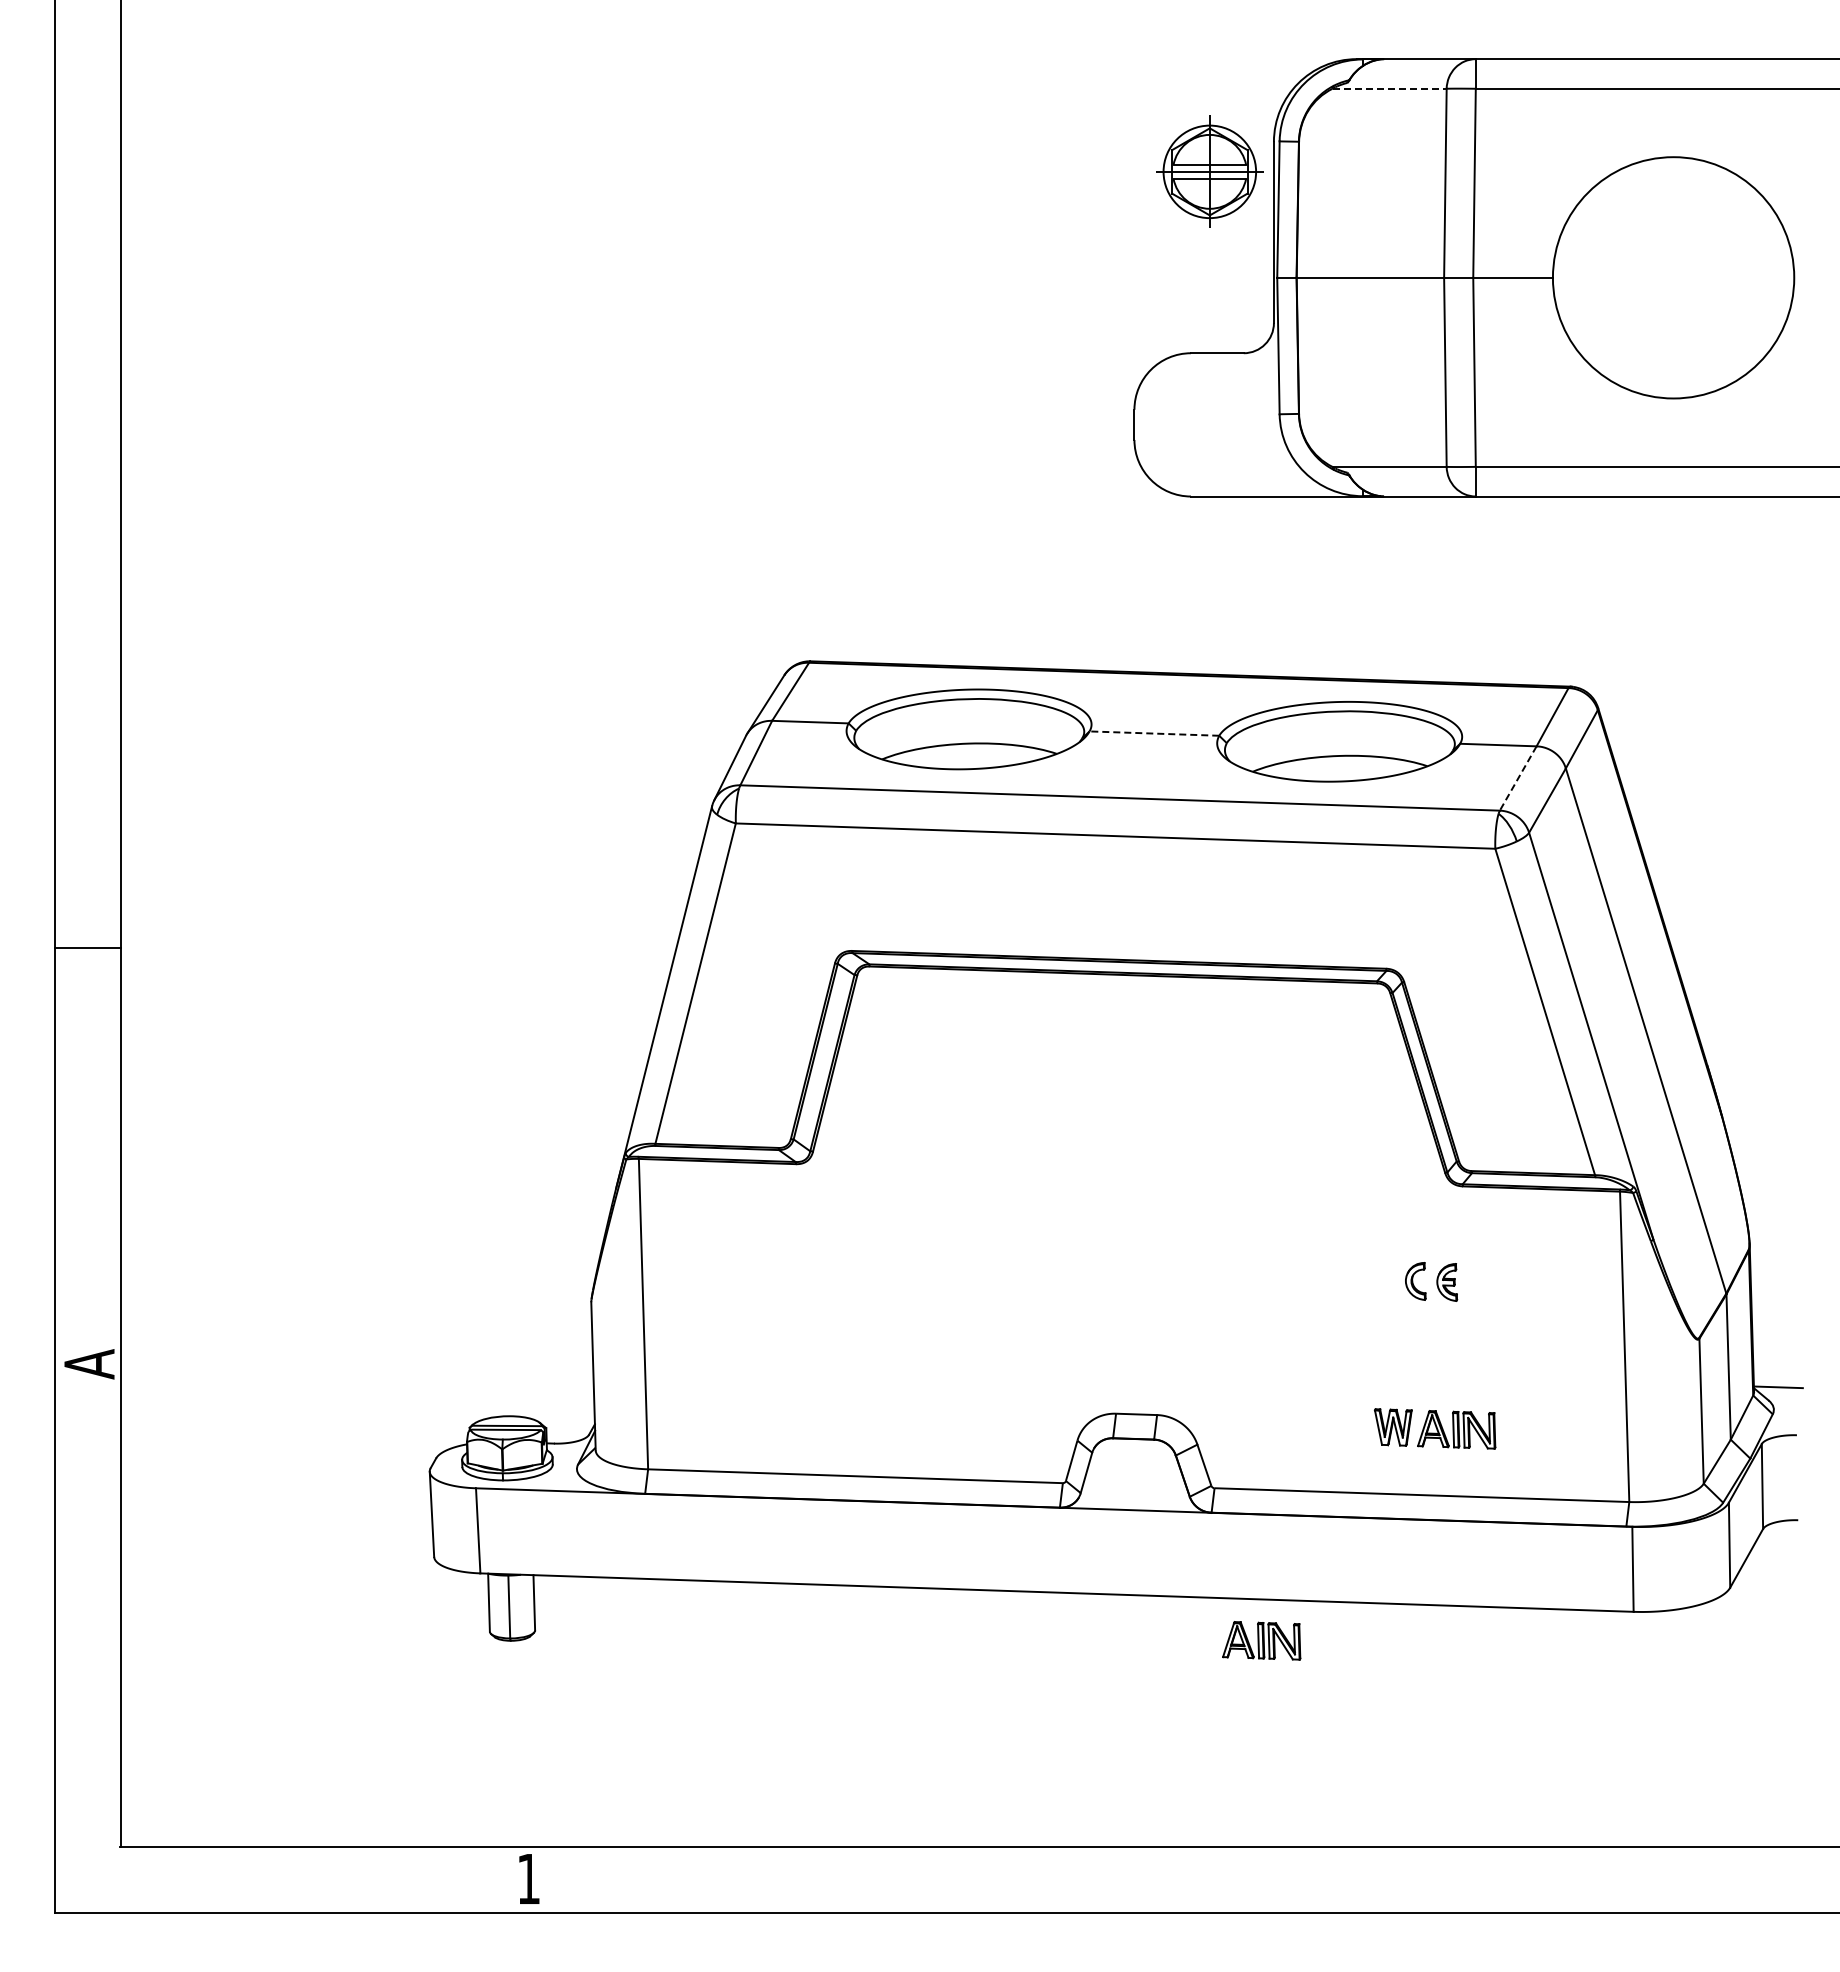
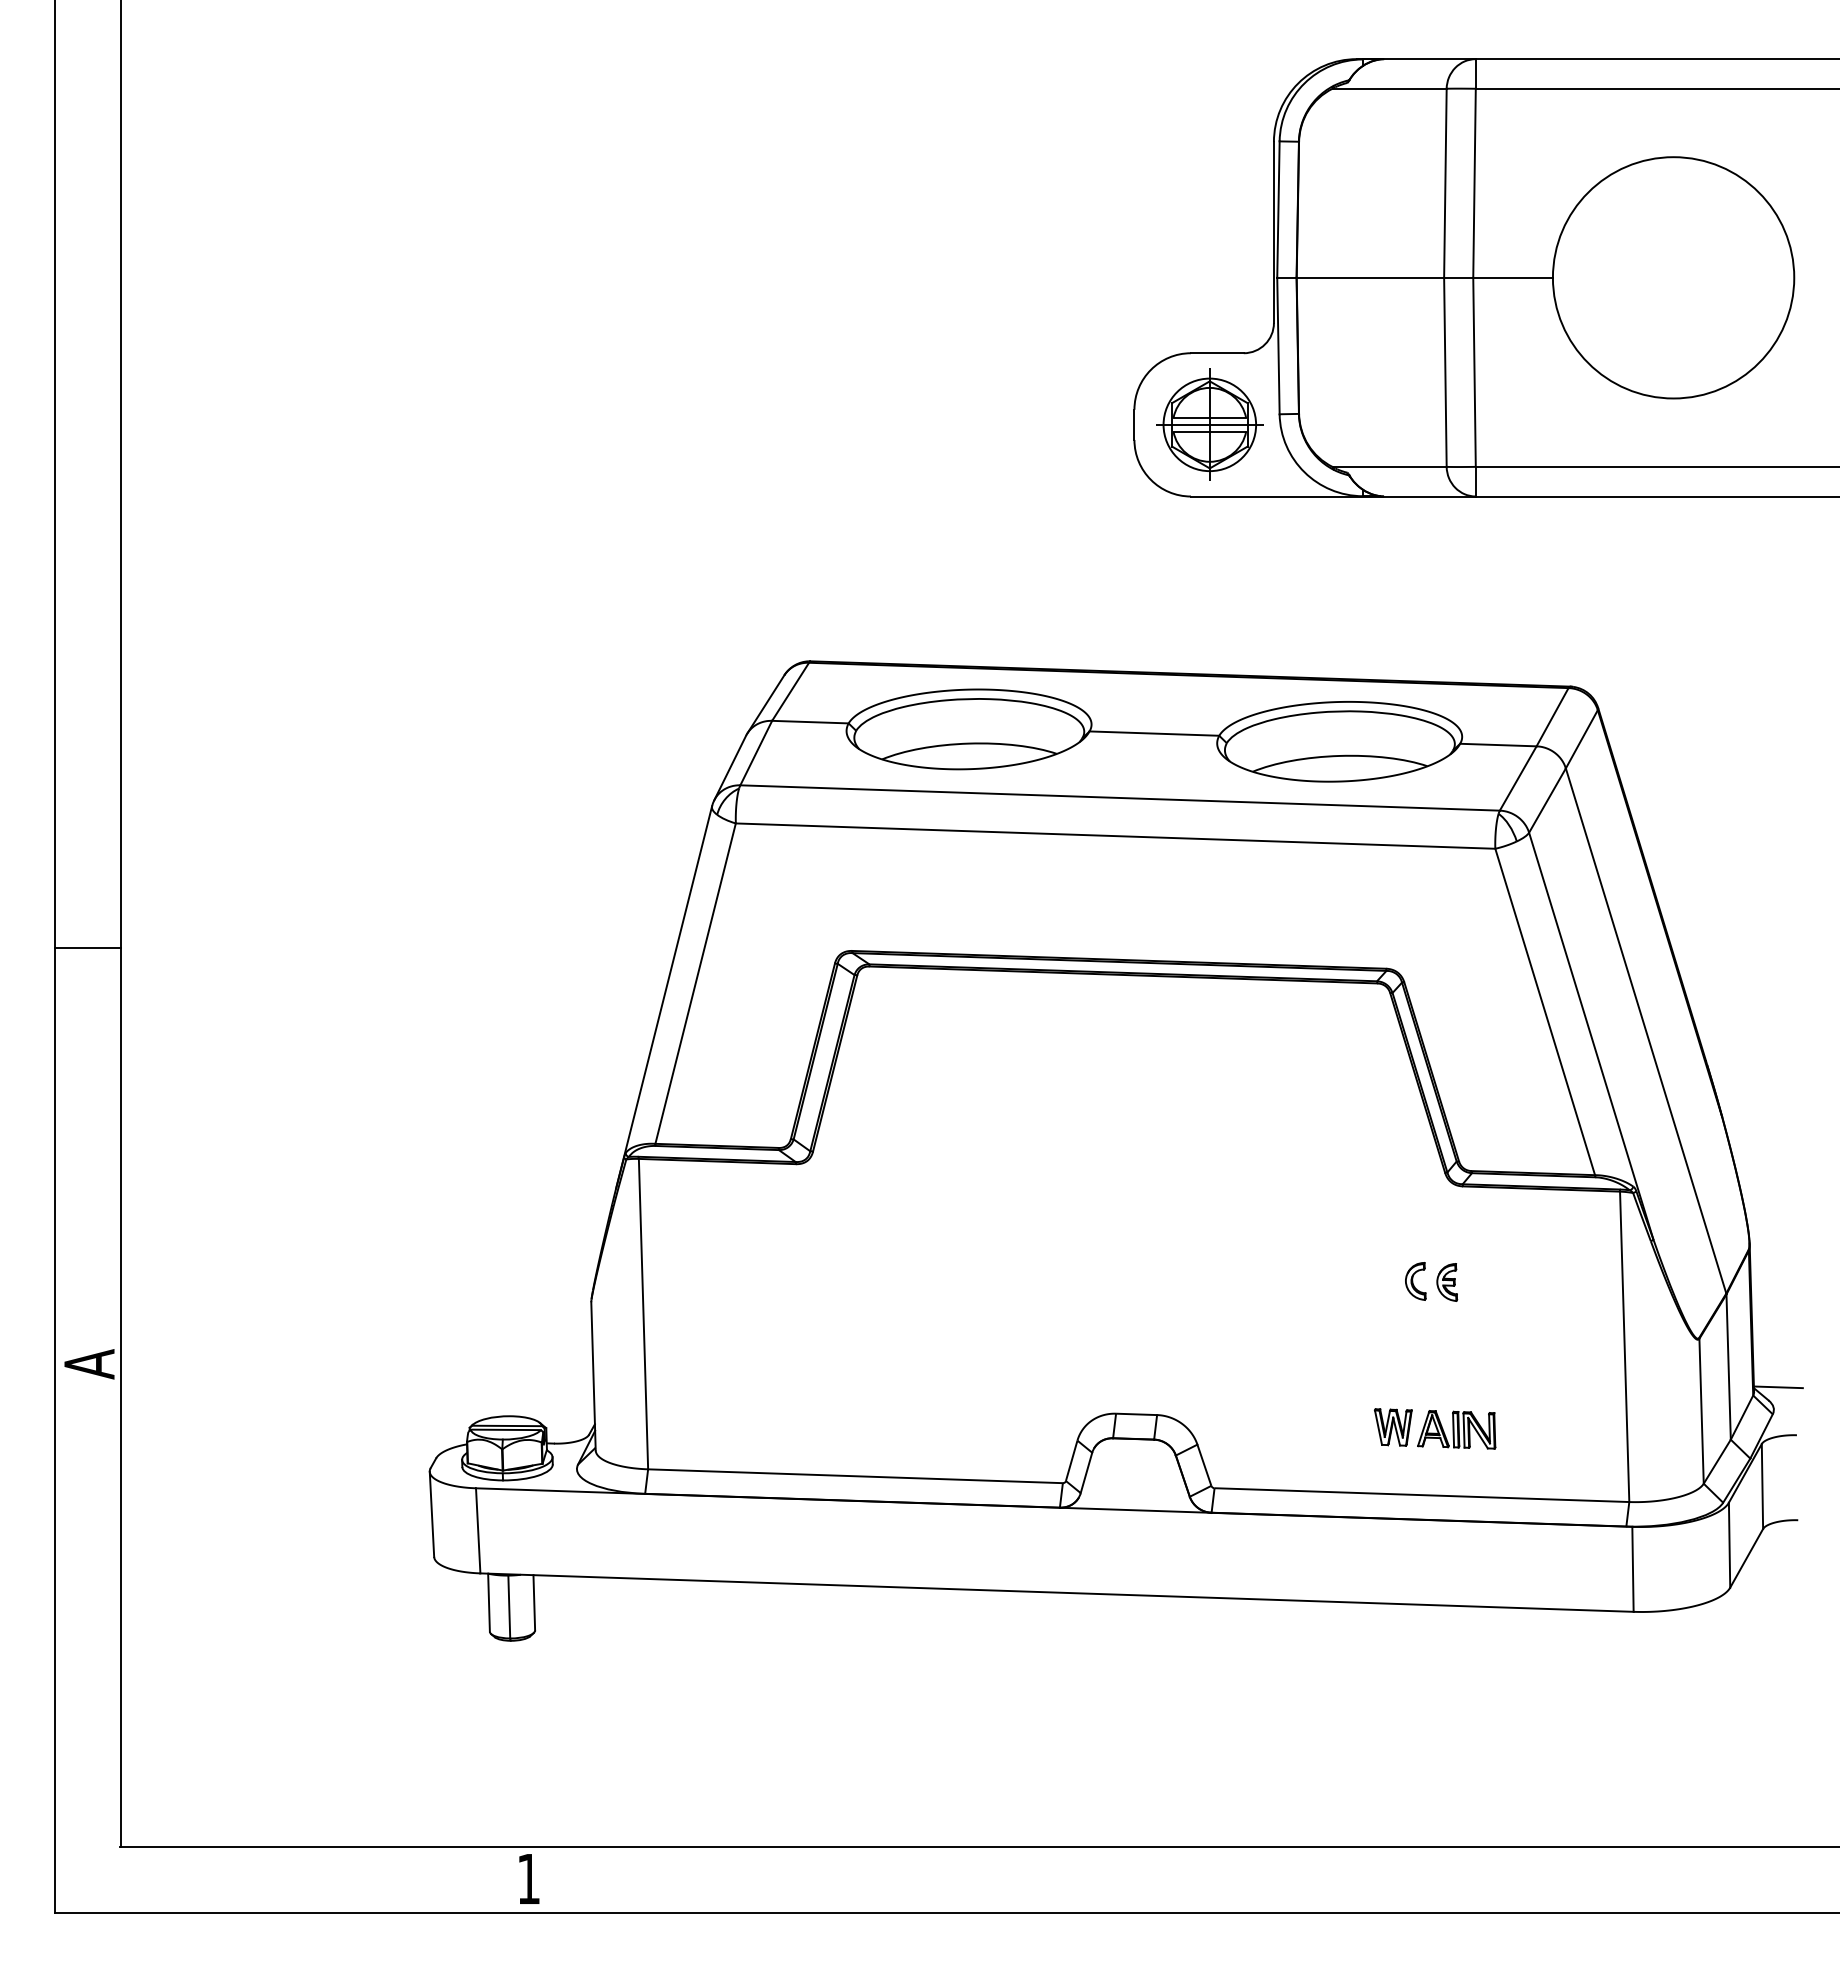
line: dashed -> solid (1390, 88)
part position: (1209, 171) -> (1209, 424) (1209, 424)
line: dashed -> solid (1154, 733)
line: dashed -> solid (1517, 778)
part: present -> none (1261, 1640)
